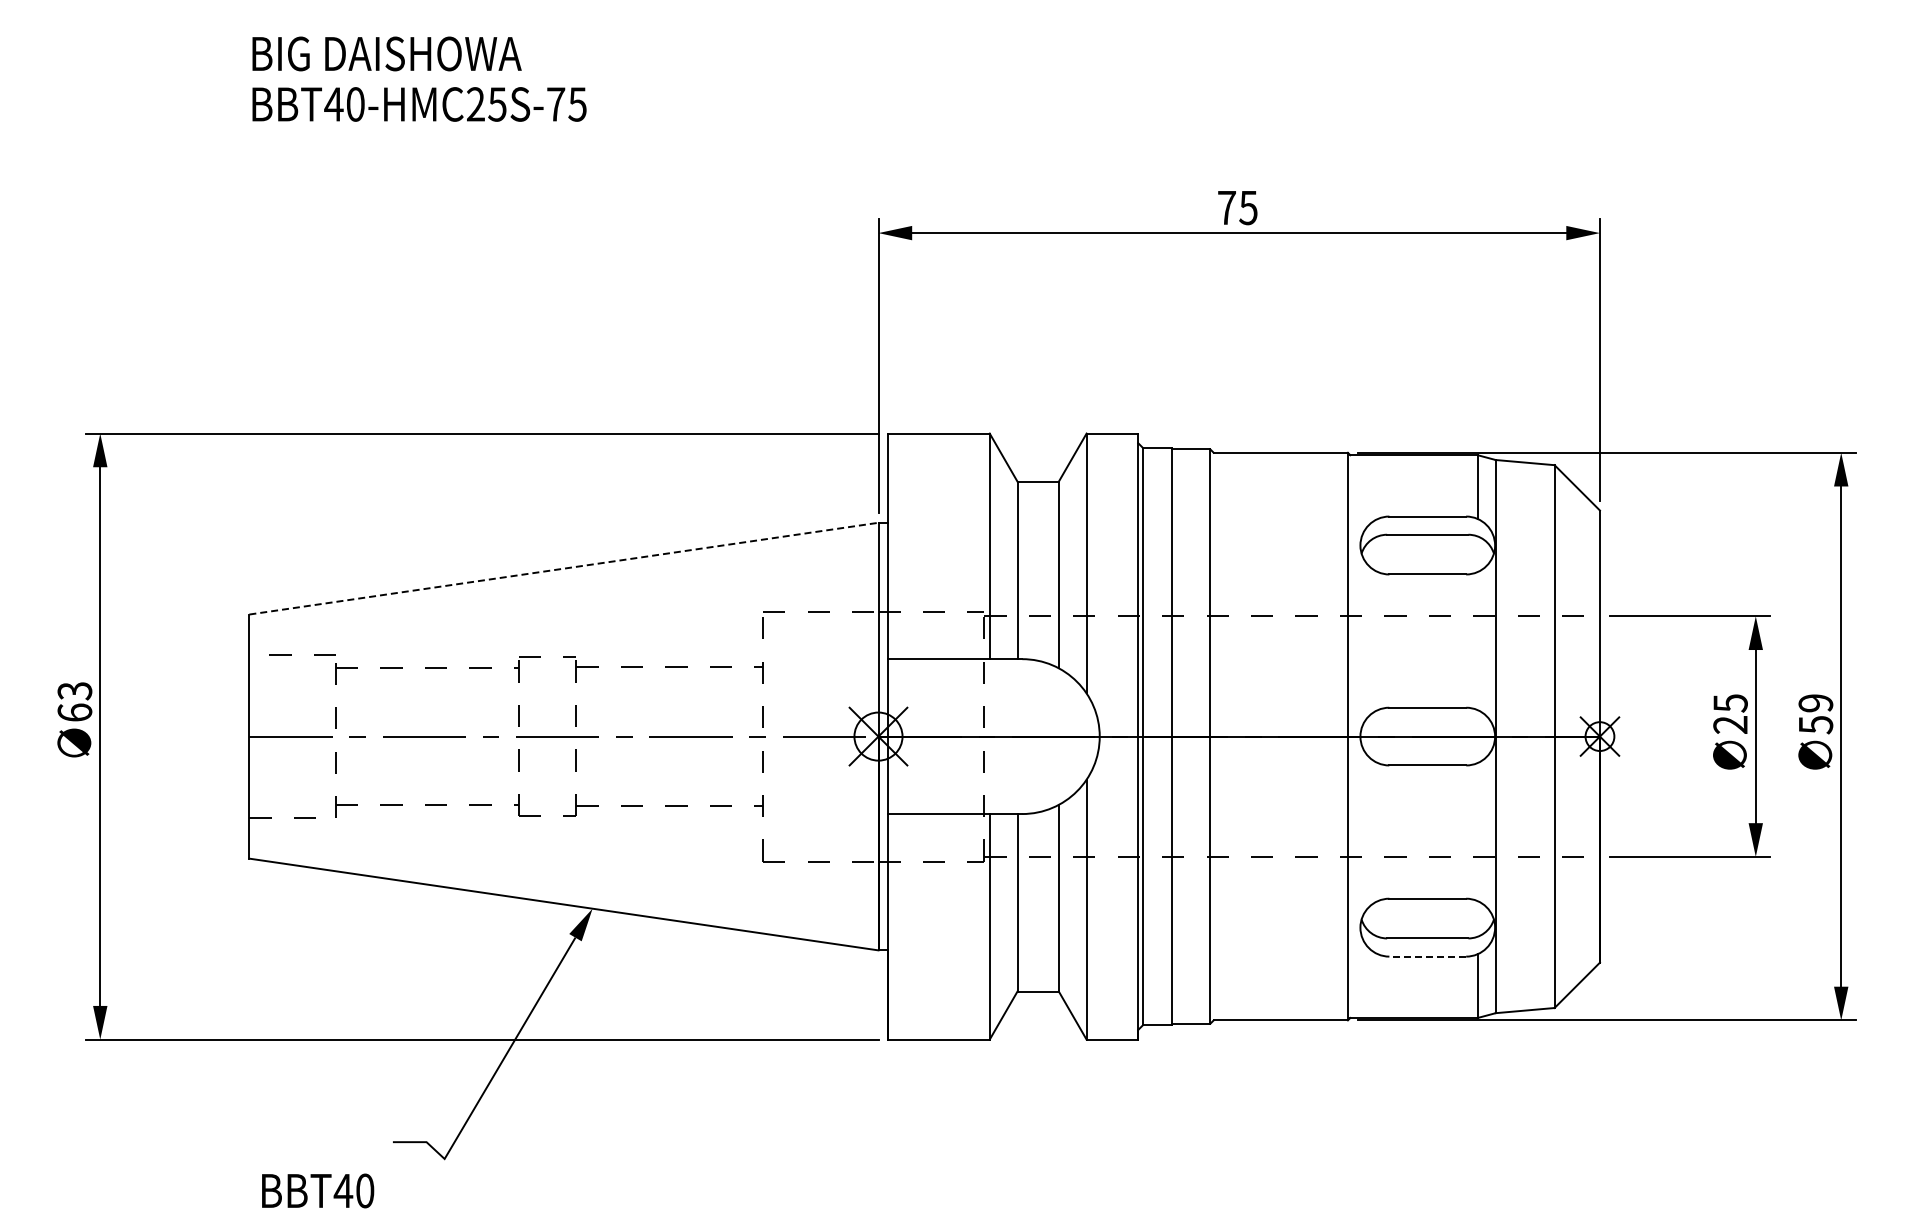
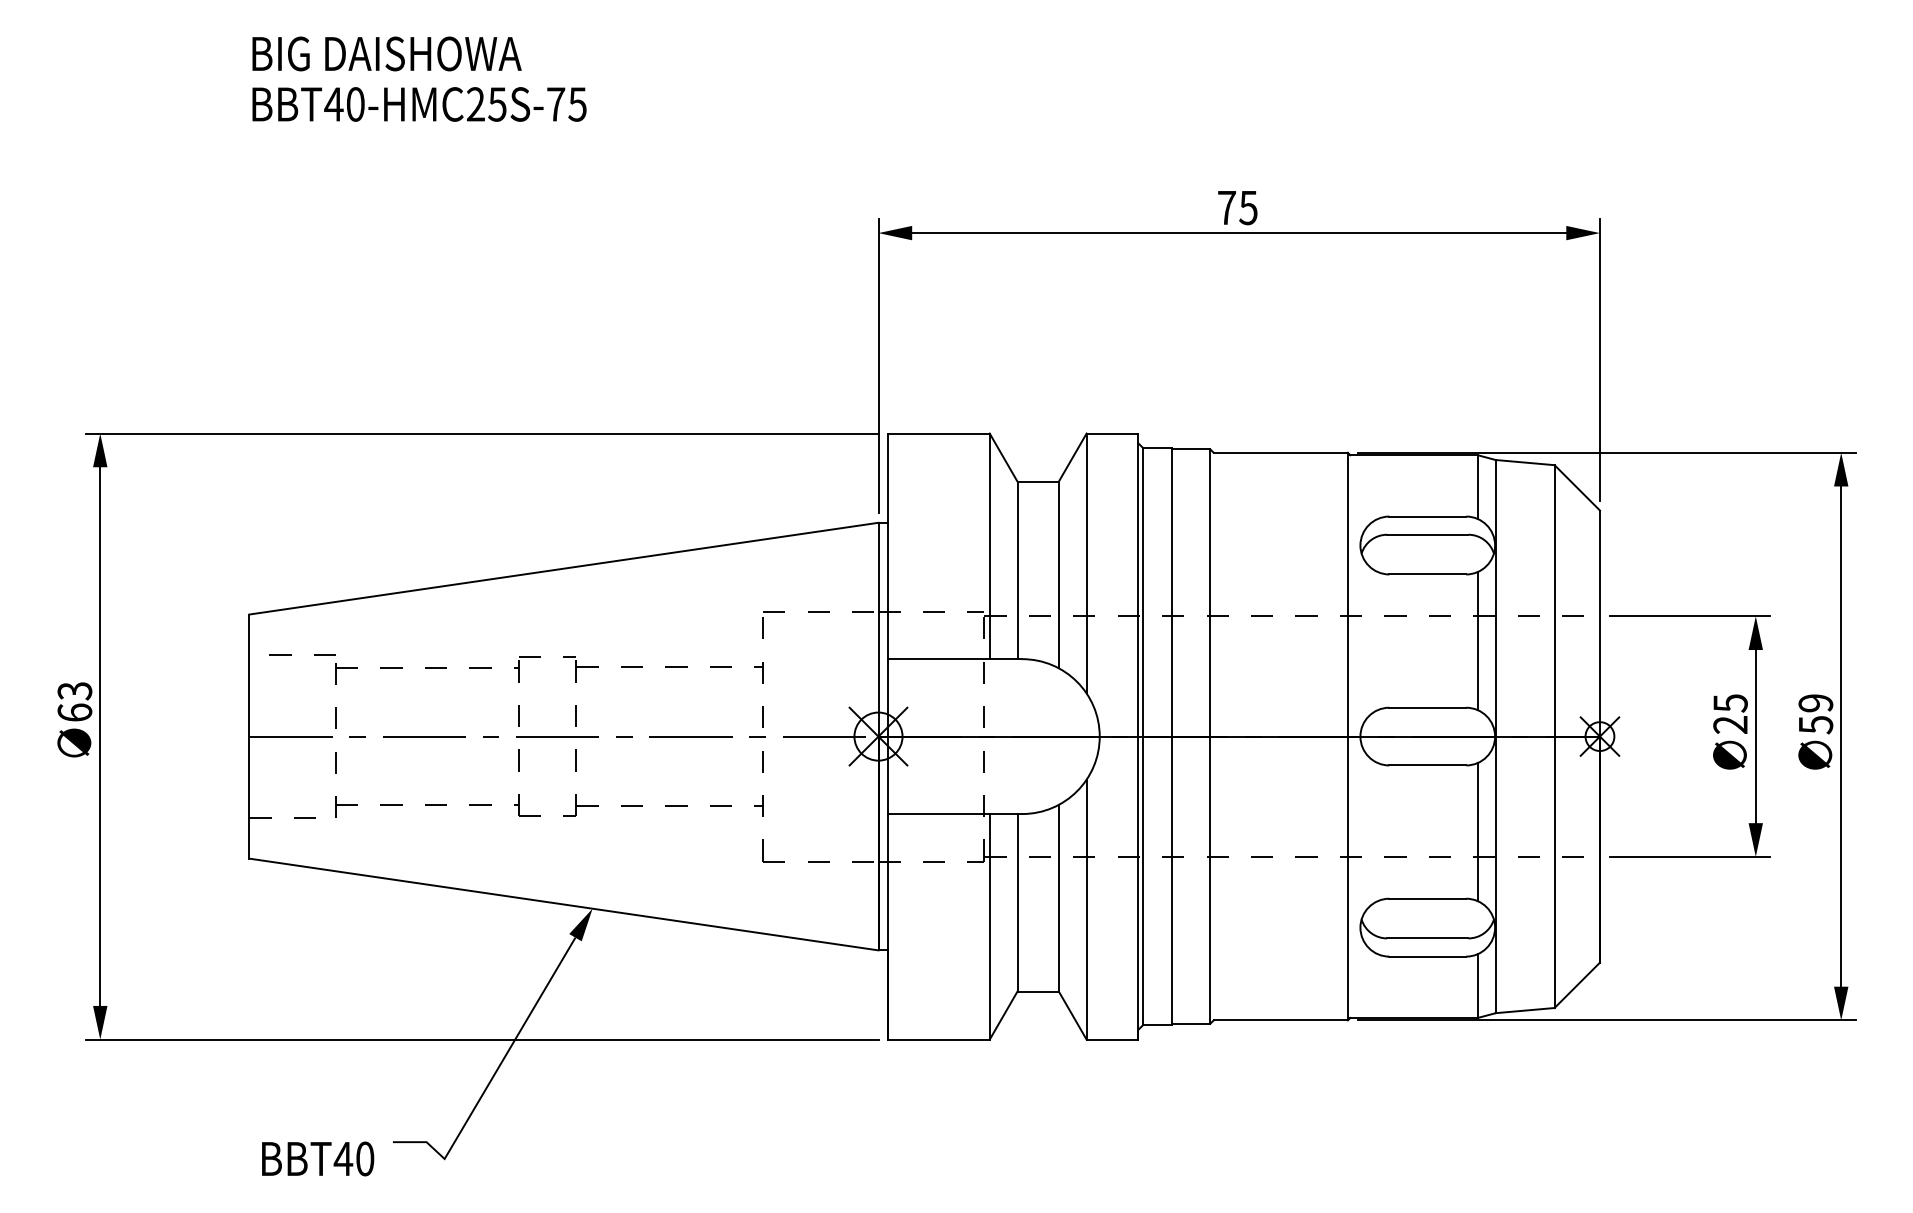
line: dashed -> solid (563, 568)
line: none -> present (1477, 641)
line: none -> present (1477, 832)
line: dashed -> solid (1427, 956)
text position: (318, 1190) -> (318, 1158) (318, 1158)
